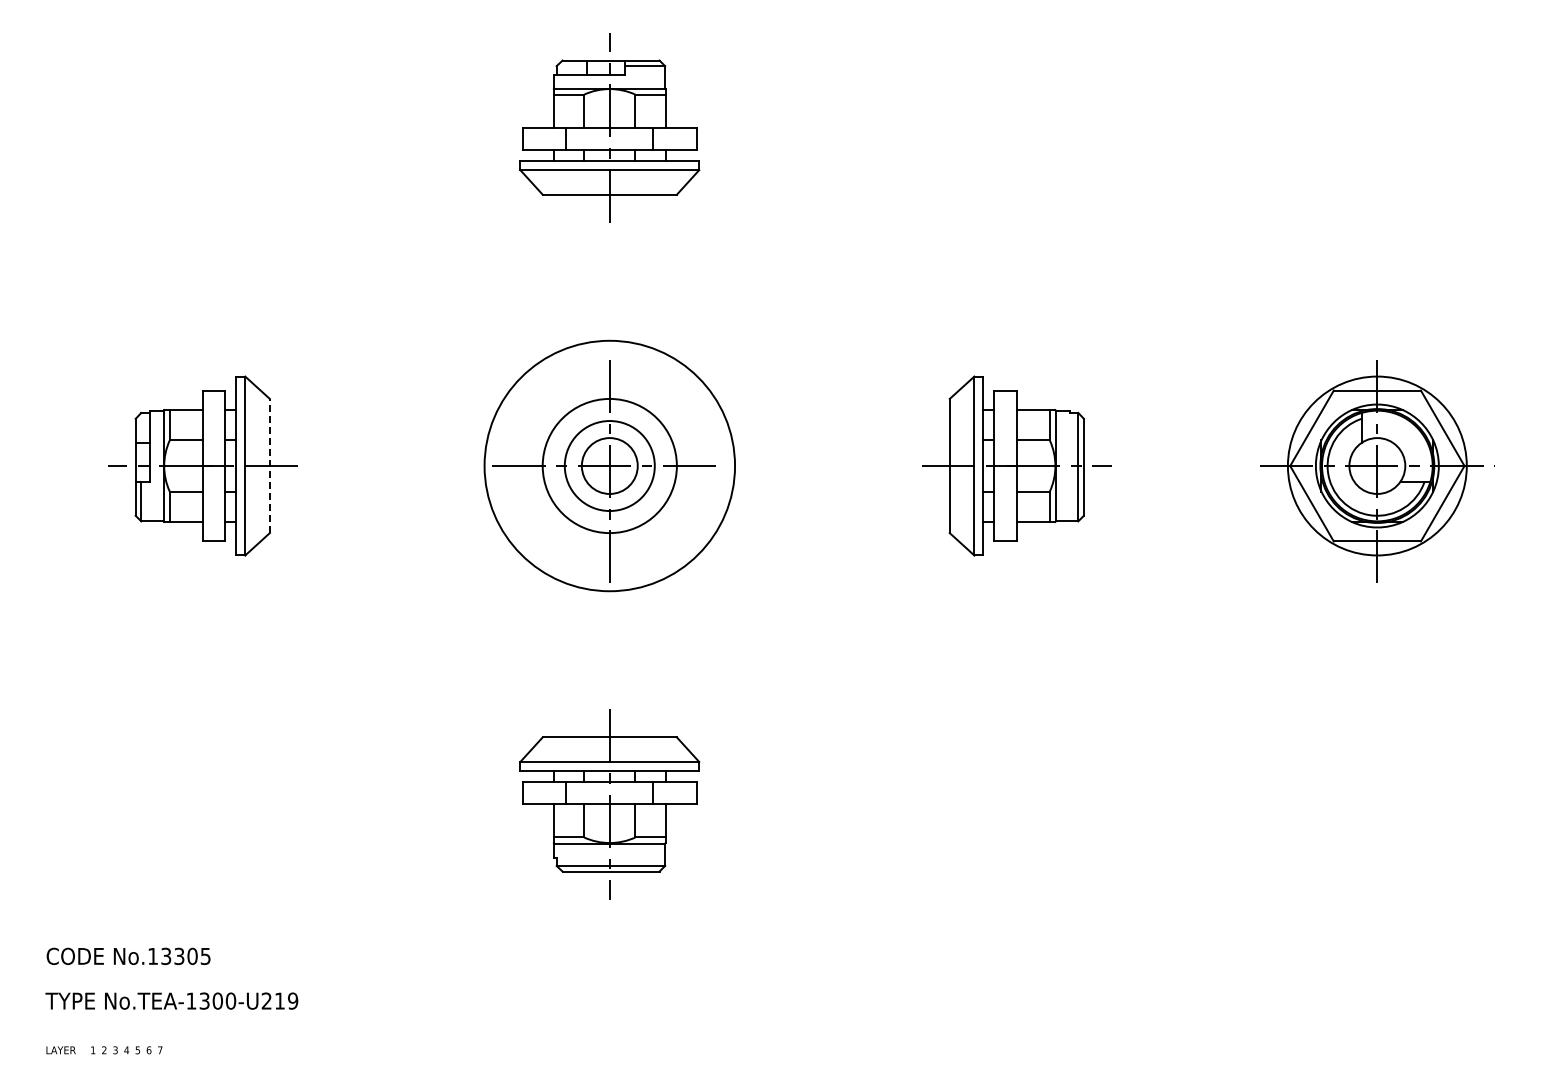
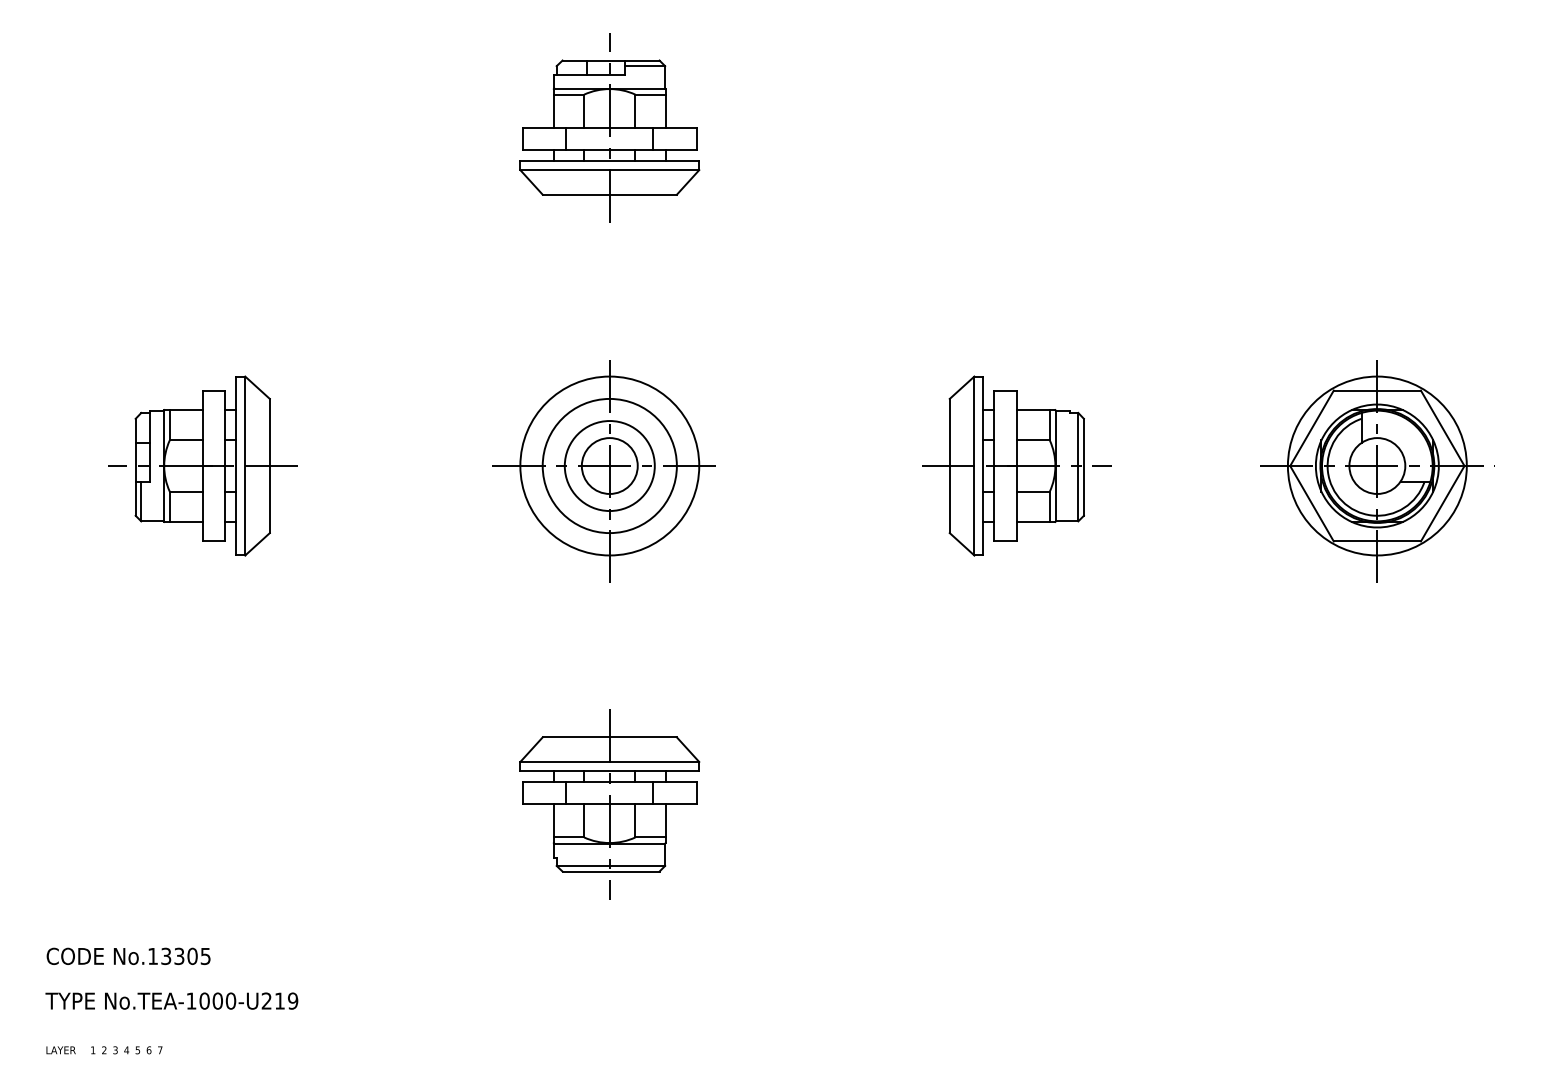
line: dashed -> solid (269, 465)
circle diameter: 250 px -> 179 px (609, 465)
text: No.TEA-1300-U219 -> No.TEA-1000-U219 (204, 1000)
